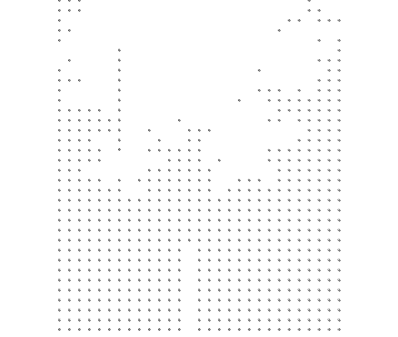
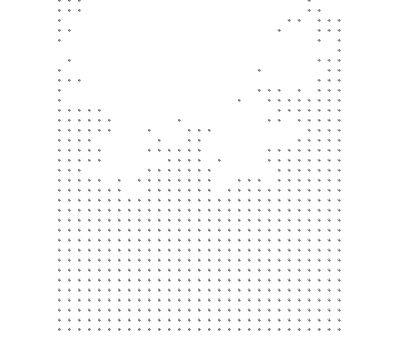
part: none -> present (328, 30)
part: present -> none (119, 99)
part: none -> present (189, 289)
